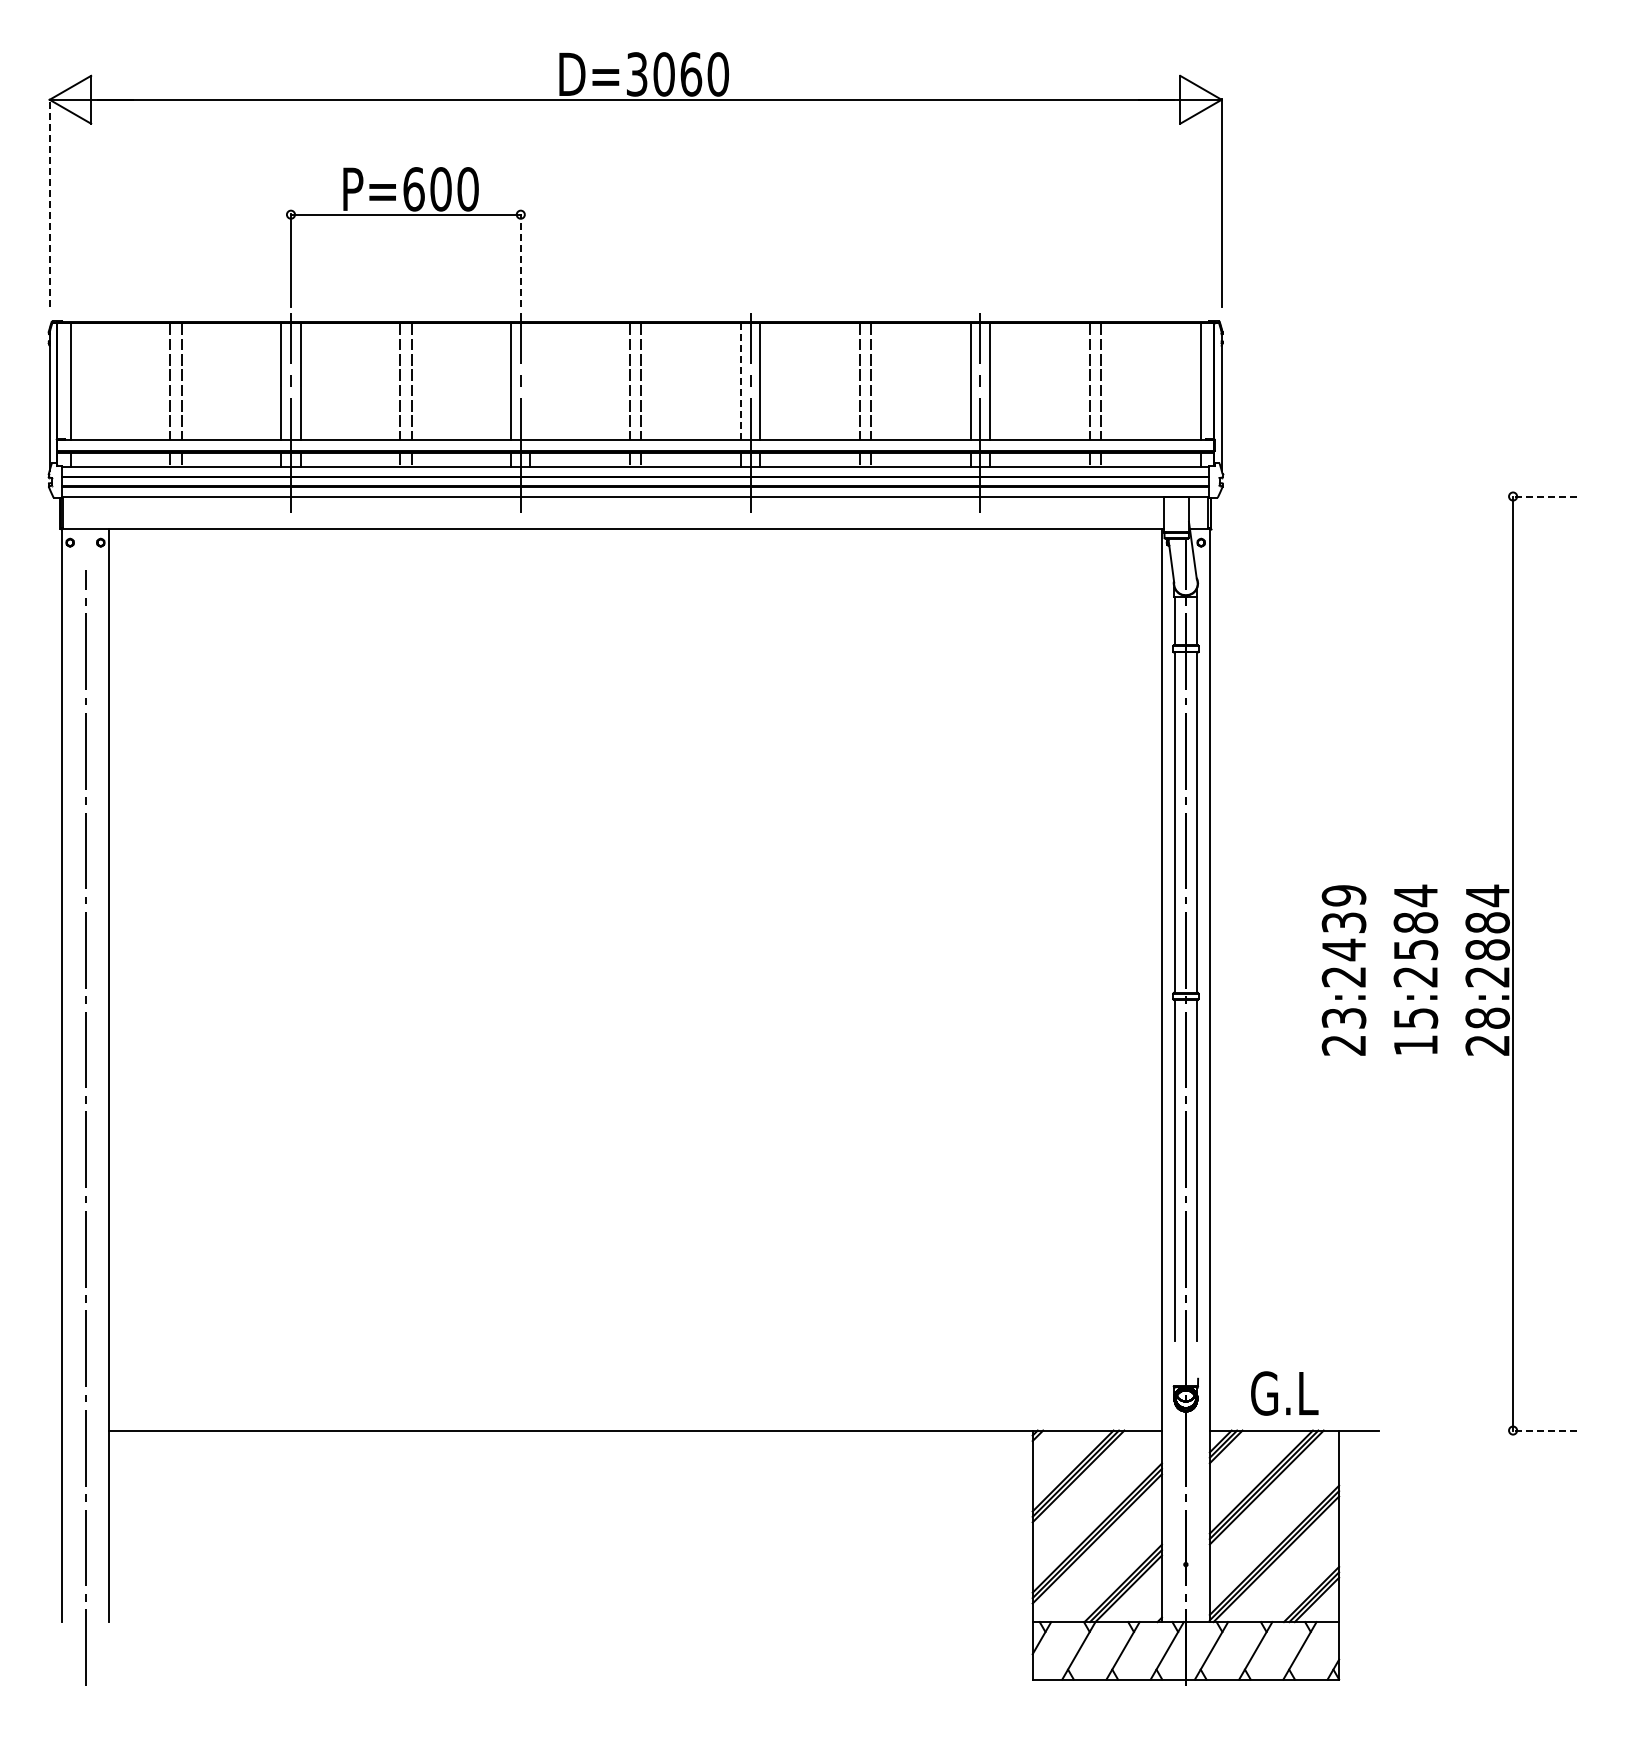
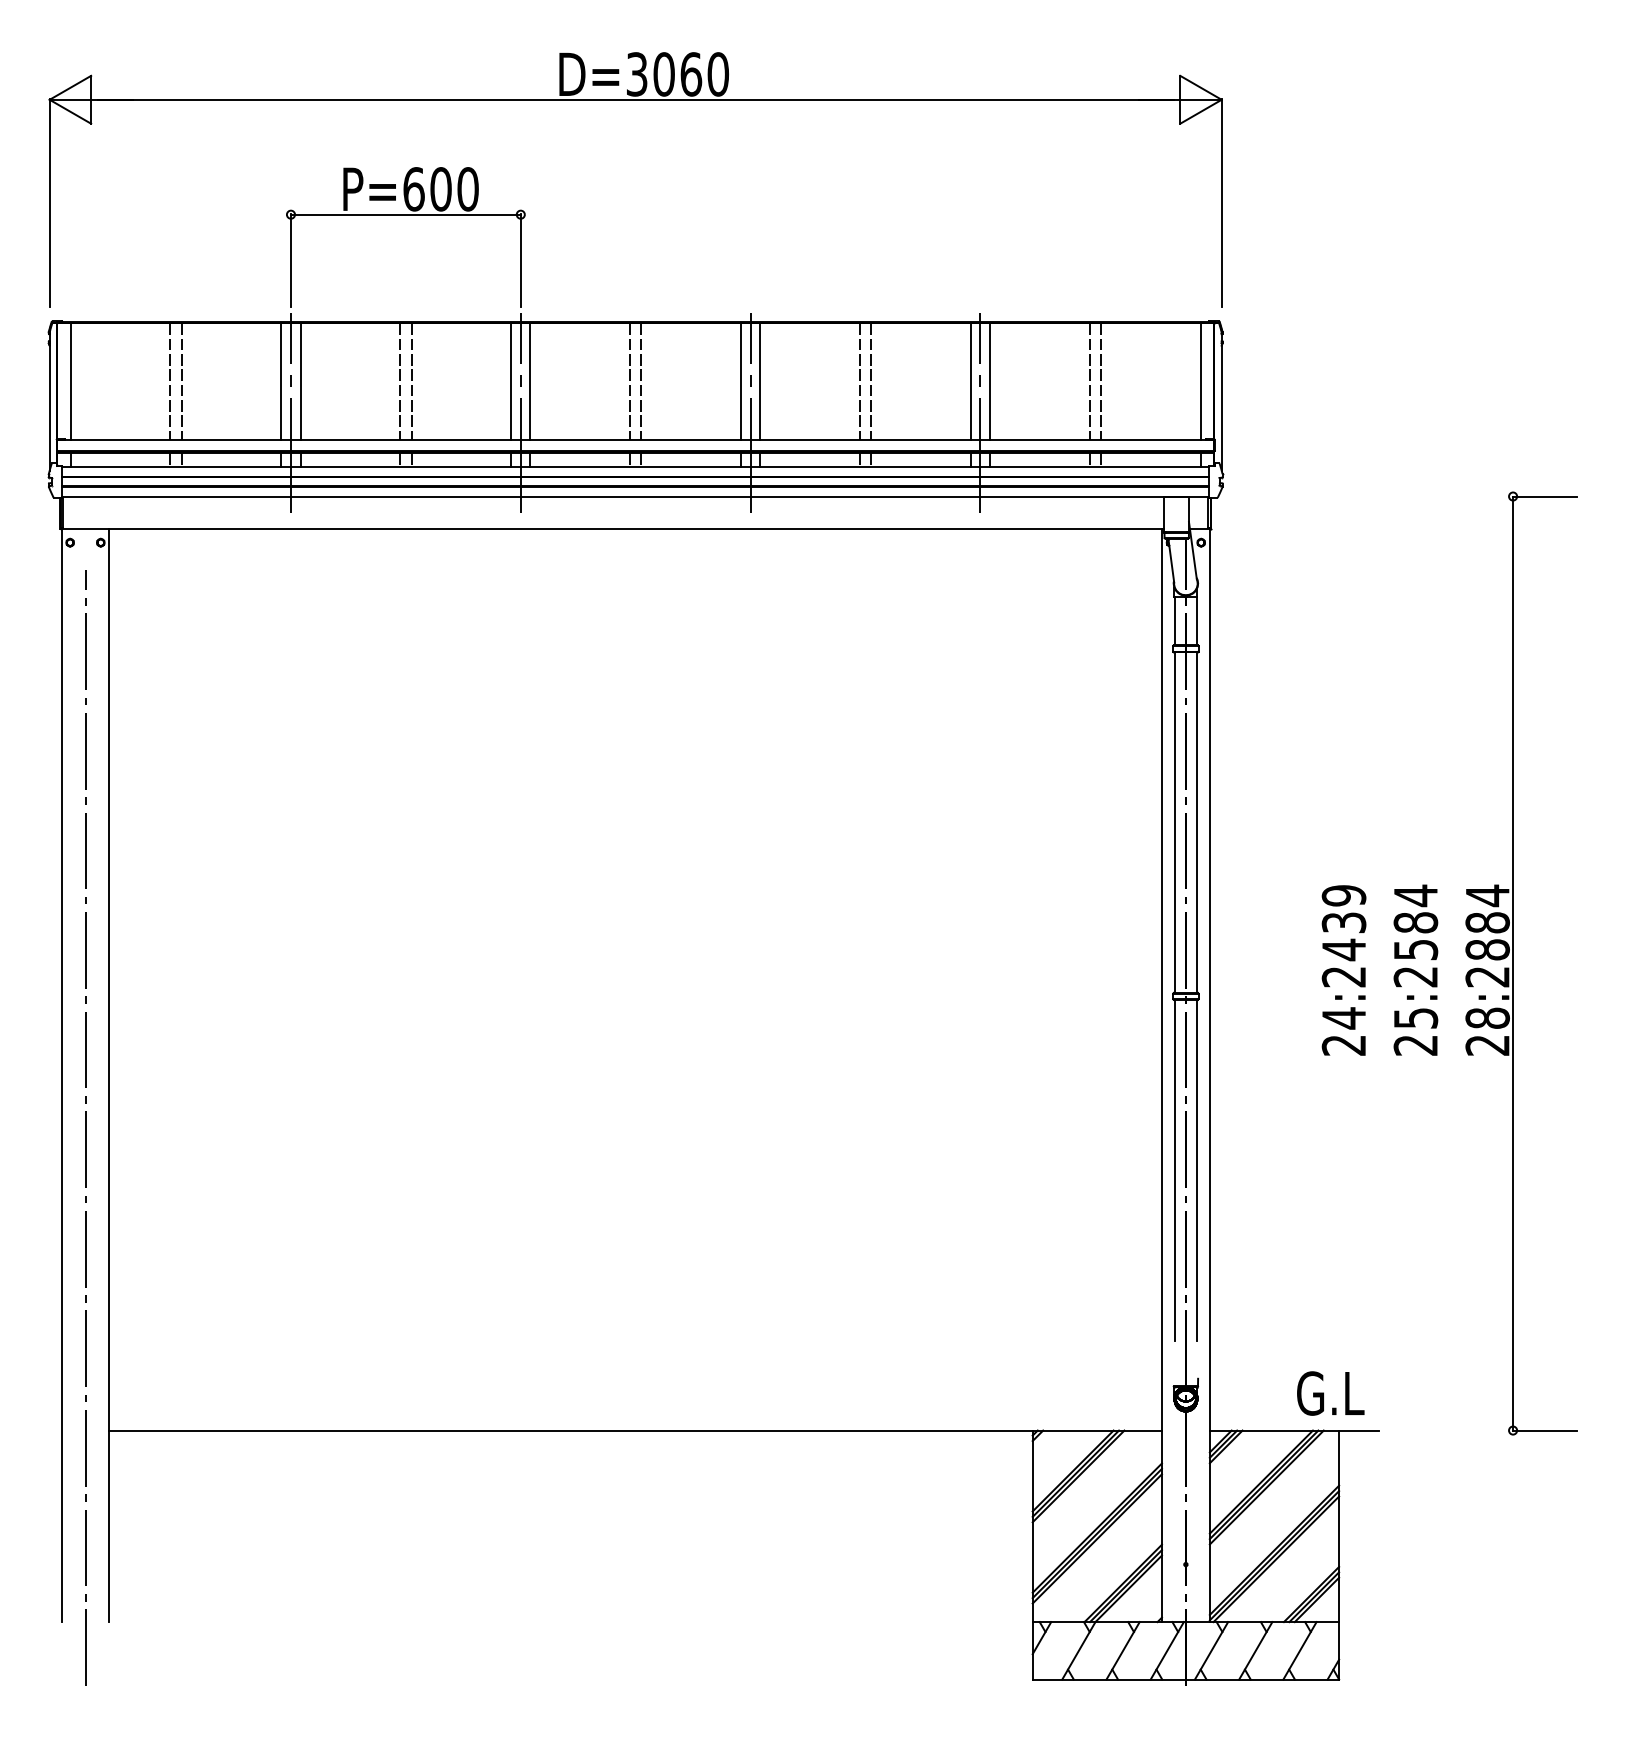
line: dashed -> solid (49, 203)
line: dashed -> solid (520, 259)
line: none -> present (530, 381)
line: dashed -> solid (741, 382)
line: dashed -> solid (1544, 496)
text: 23:2439 -> 24:2439 (1343, 1018)
text: 15:2584 -> 25:2584 (1415, 1045)
text position: (1284, 1393) -> (1330, 1393) (1330, 1393)
line: dashed -> solid (1544, 1430)
